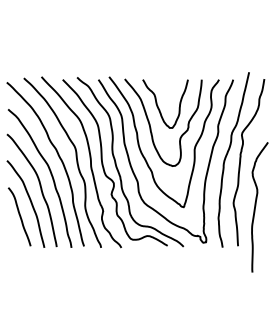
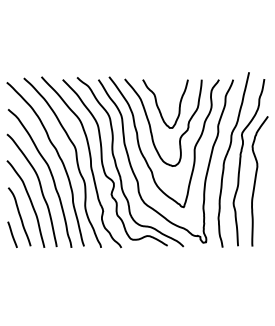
curve position: (256, 206) -> (256, 180) (256, 180)
line: none -> present (12, 234)
